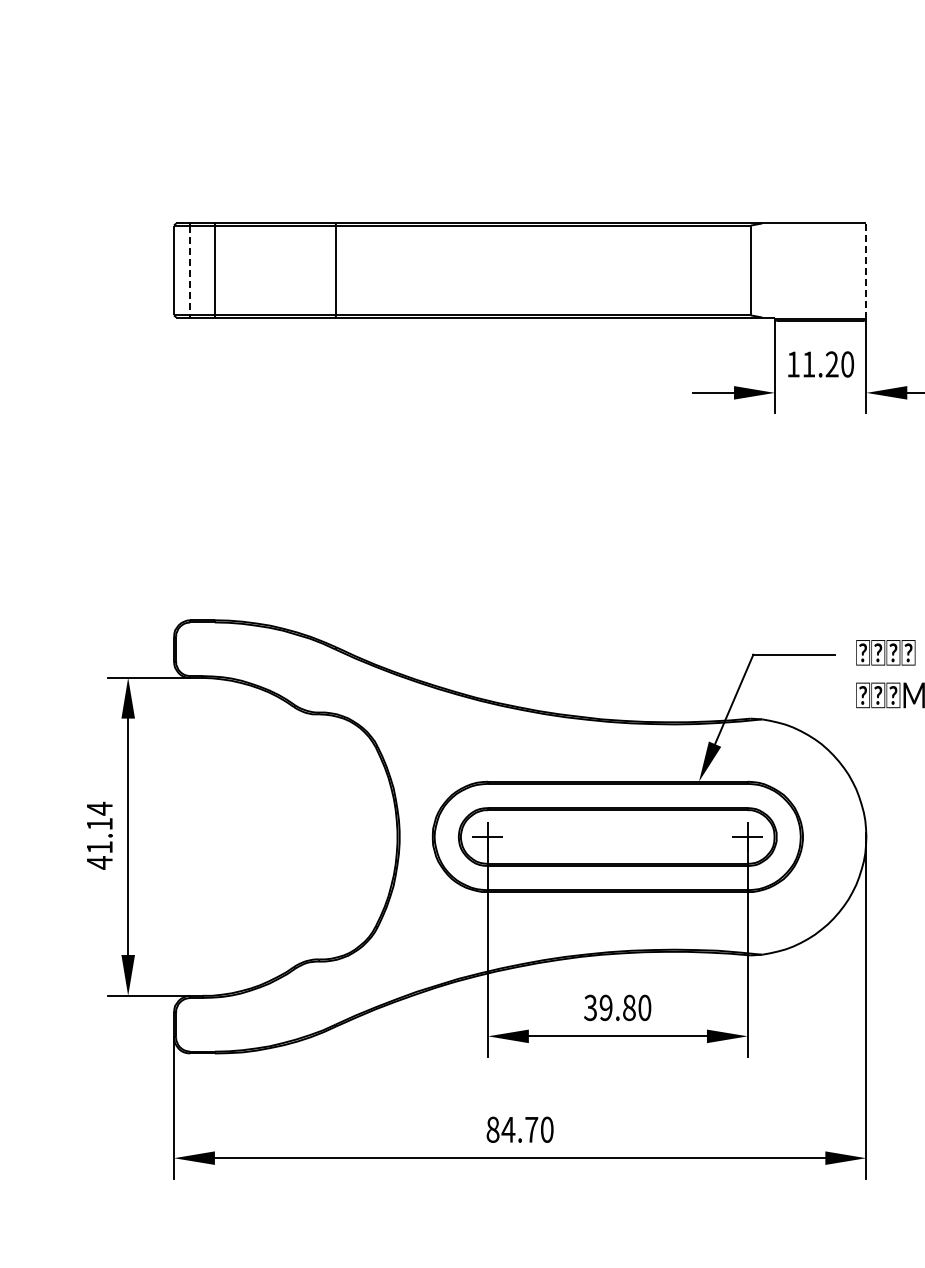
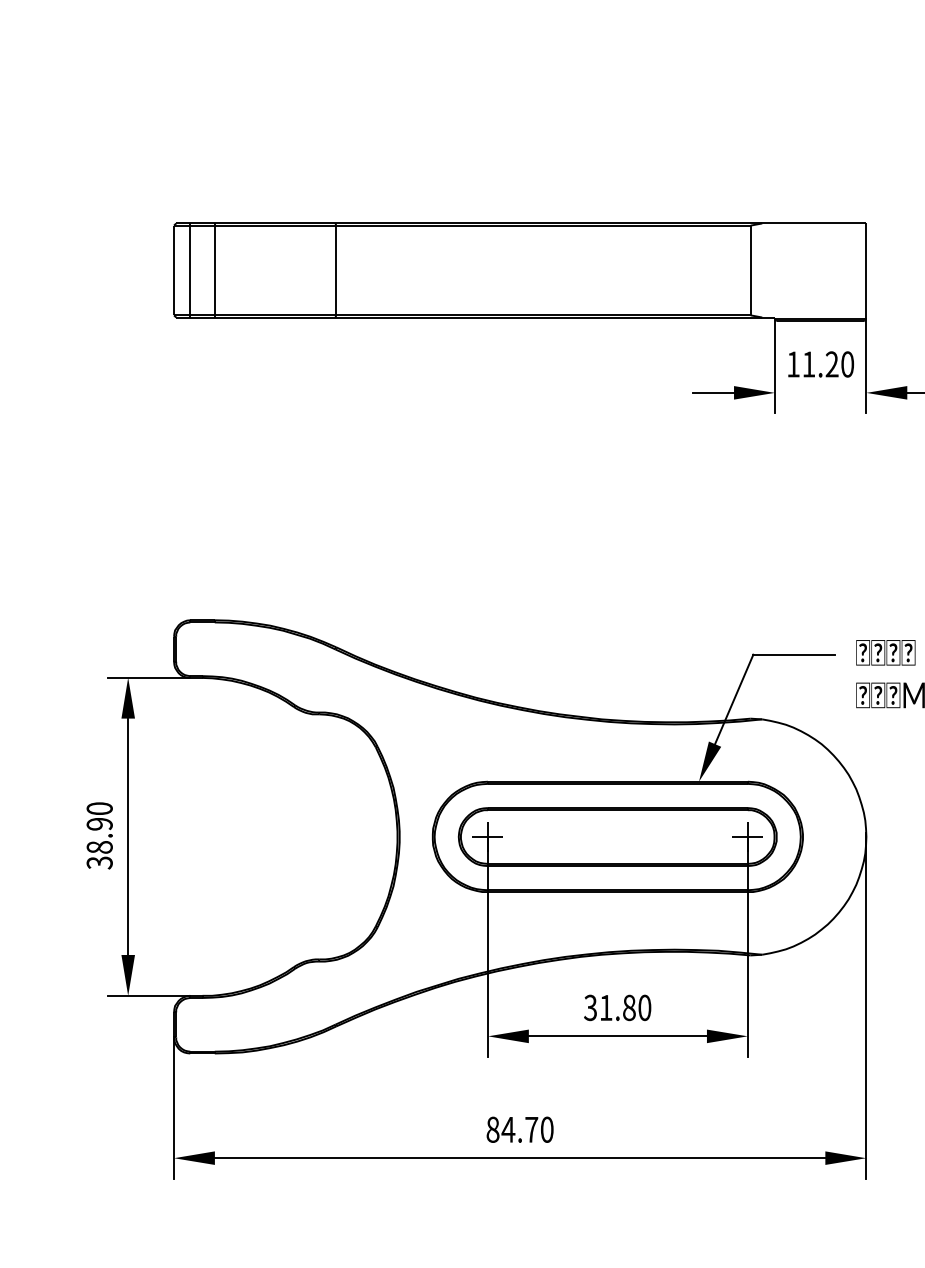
line: dashed -> solid (190, 270)
line: dashed -> solid (866, 271)
text: 41.14 -> 38.90 (99, 835)
text: 39.80 -> 31.80 (605, 1007)
